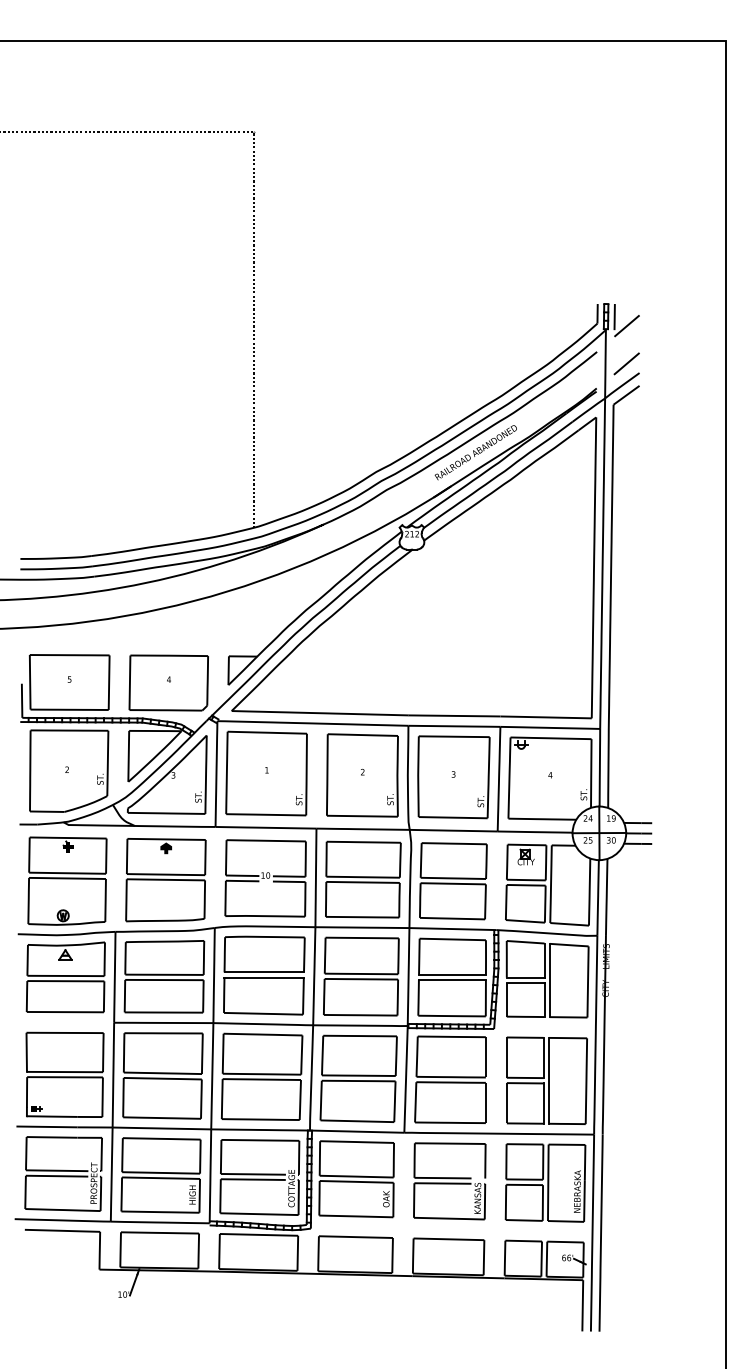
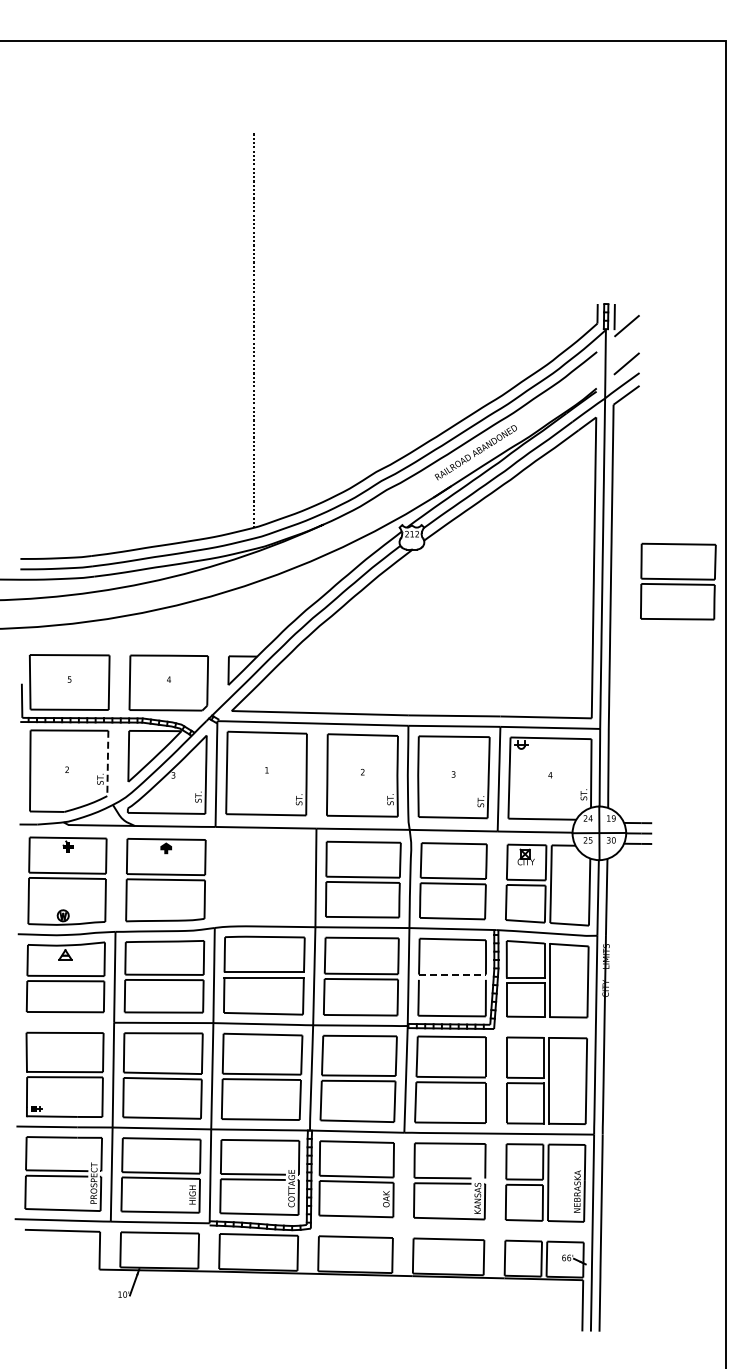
line: present -> none (128, 132)
part: none -> present (678, 581)
line: solid -> dashed (107, 763)
part: present -> none (265, 878)
line: solid -> dashed (452, 974)
line: present -> none (451, 979)
